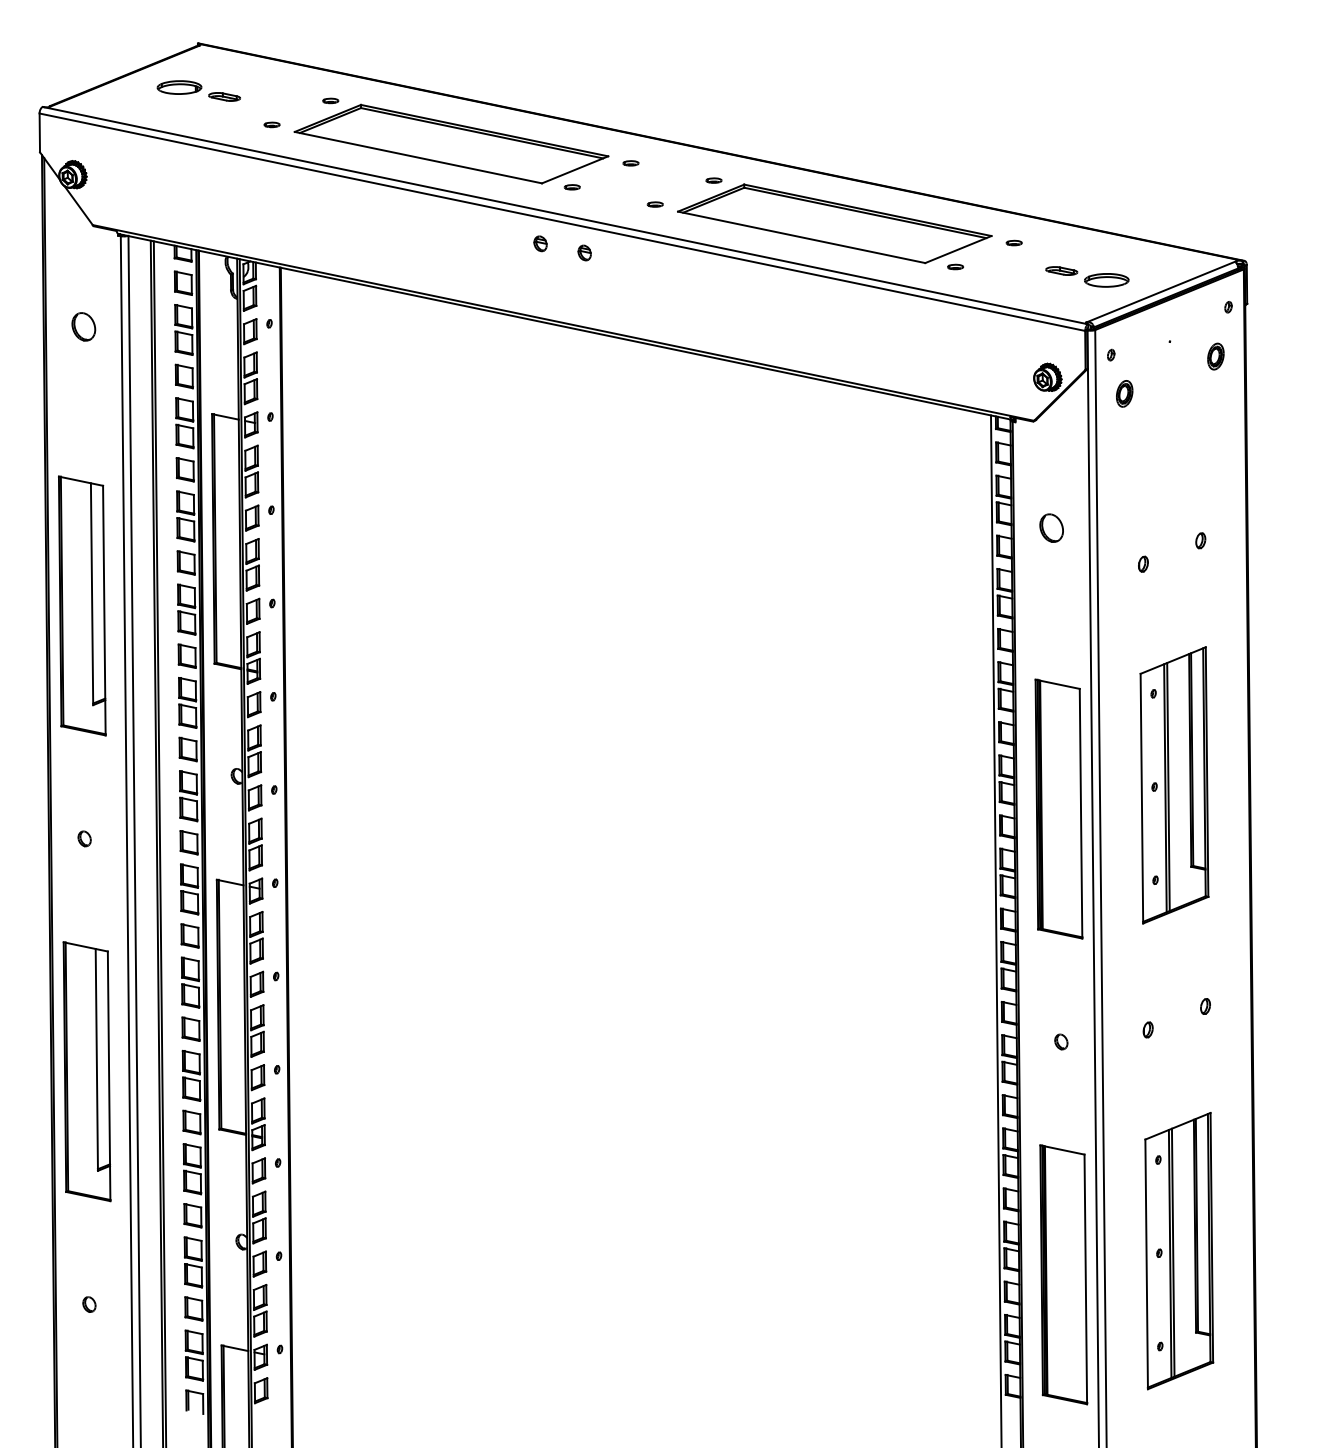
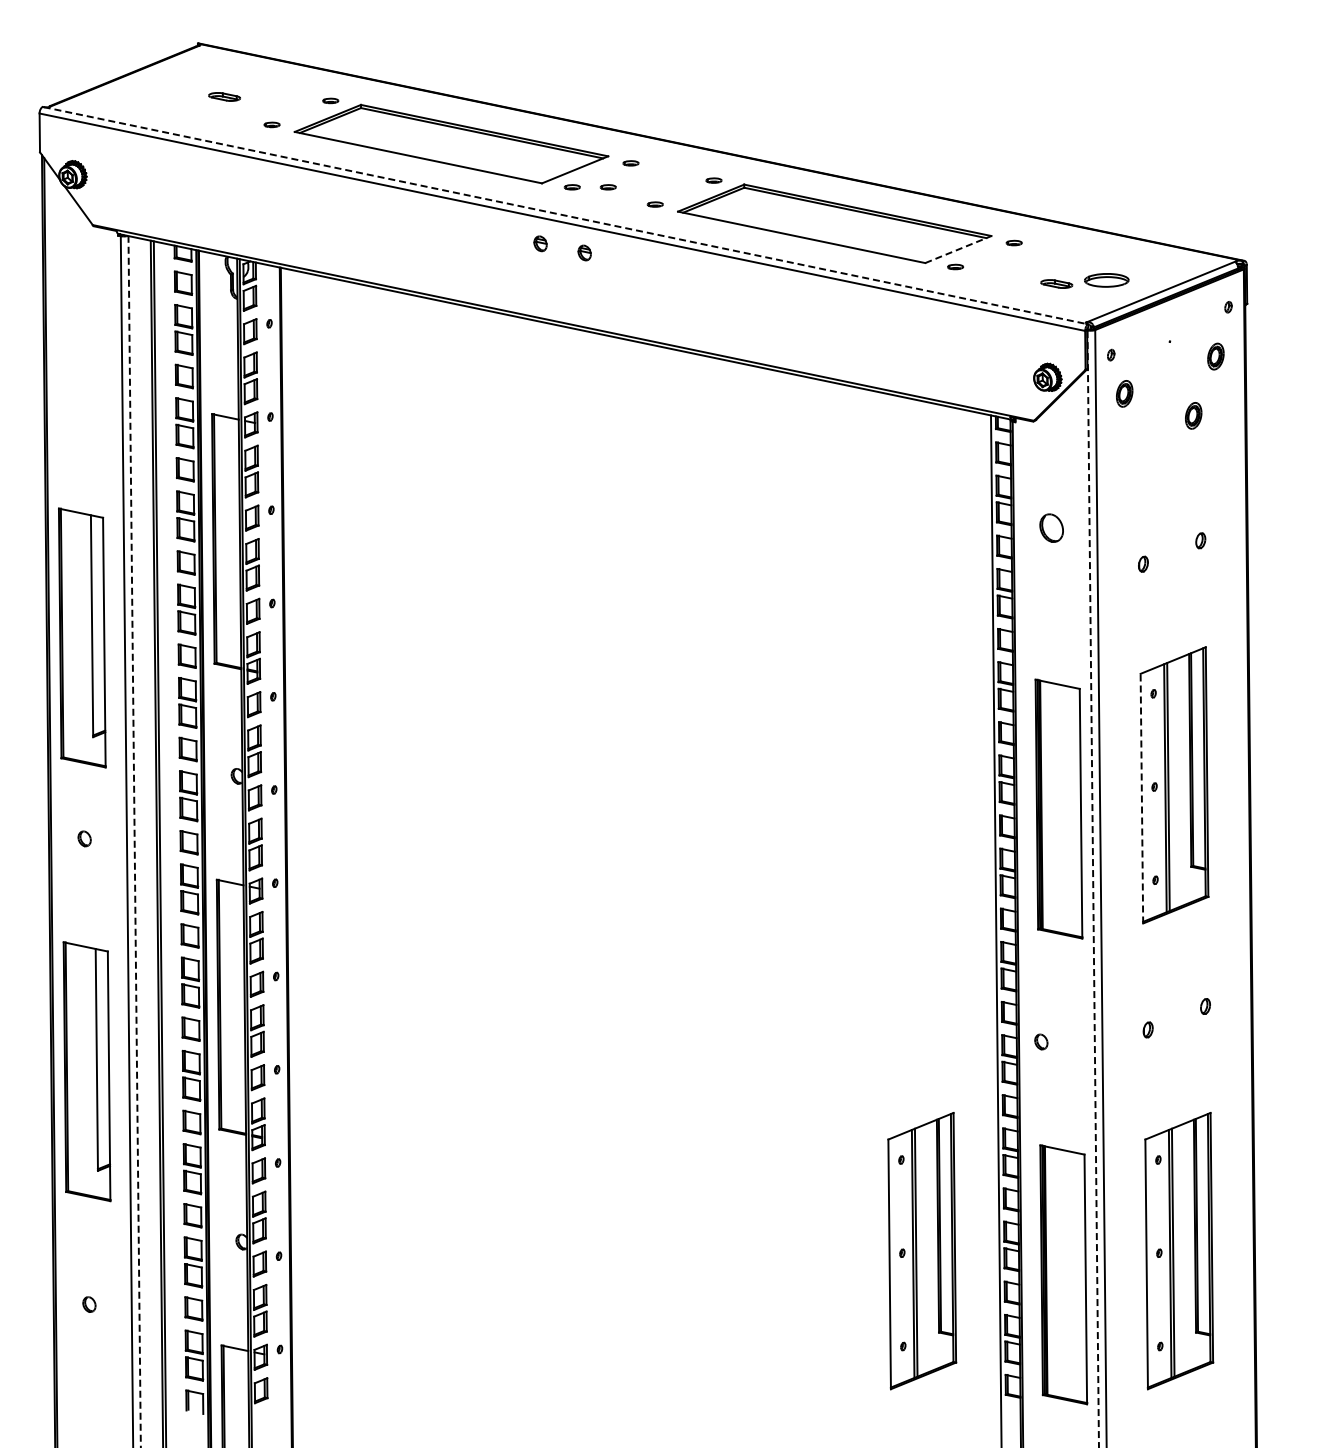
part: present -> none (179, 87)
part: none -> present (607, 187)
line: solid -> dashed (566, 215)
line: solid -> dashed (958, 249)
part position: (1061, 270) -> (1056, 283) (1056, 283)
part: present -> none (83, 326)
part: none -> present (1193, 415)
part position: (82, 605) -> (82, 637) (82, 637)
line: solid -> dashed (1141, 798)
line: solid -> dashed (134, 841)
line: solid -> dashed (1093, 888)
part position: (1061, 1041) -> (1041, 1041) (1041, 1041)
part: none -> present (922, 1251)
